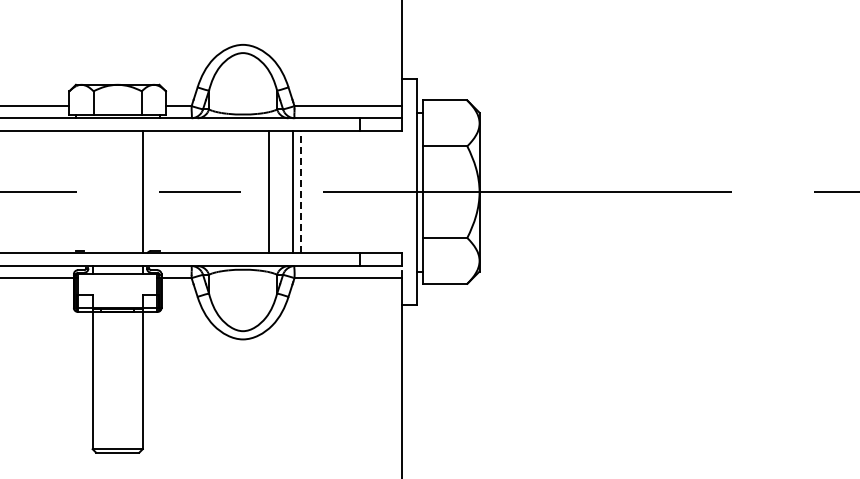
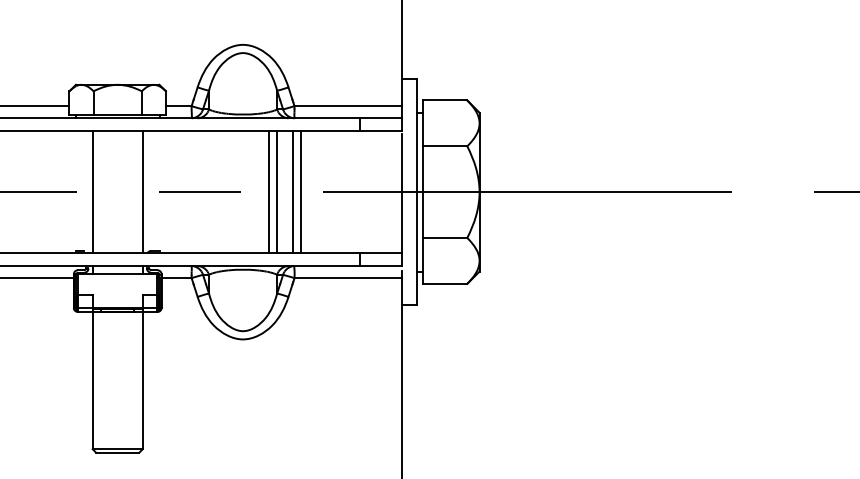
line: none -> present (92, 191)
line: none -> present (276, 191)
line: dashed -> solid (300, 191)
line: none -> present (401, 191)
